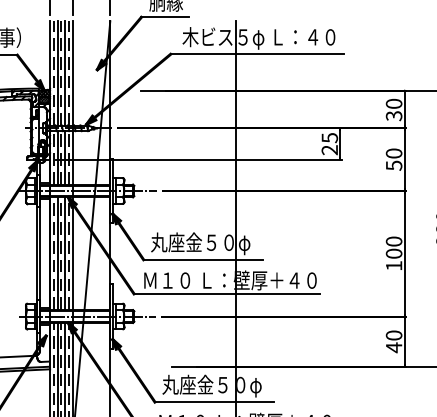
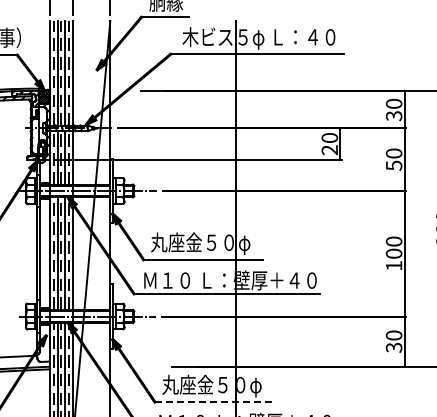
text: 25 -> 20 (329, 138)
text: 40 -> 30 (393, 347)
line: solid -> dashed (214, 402)
